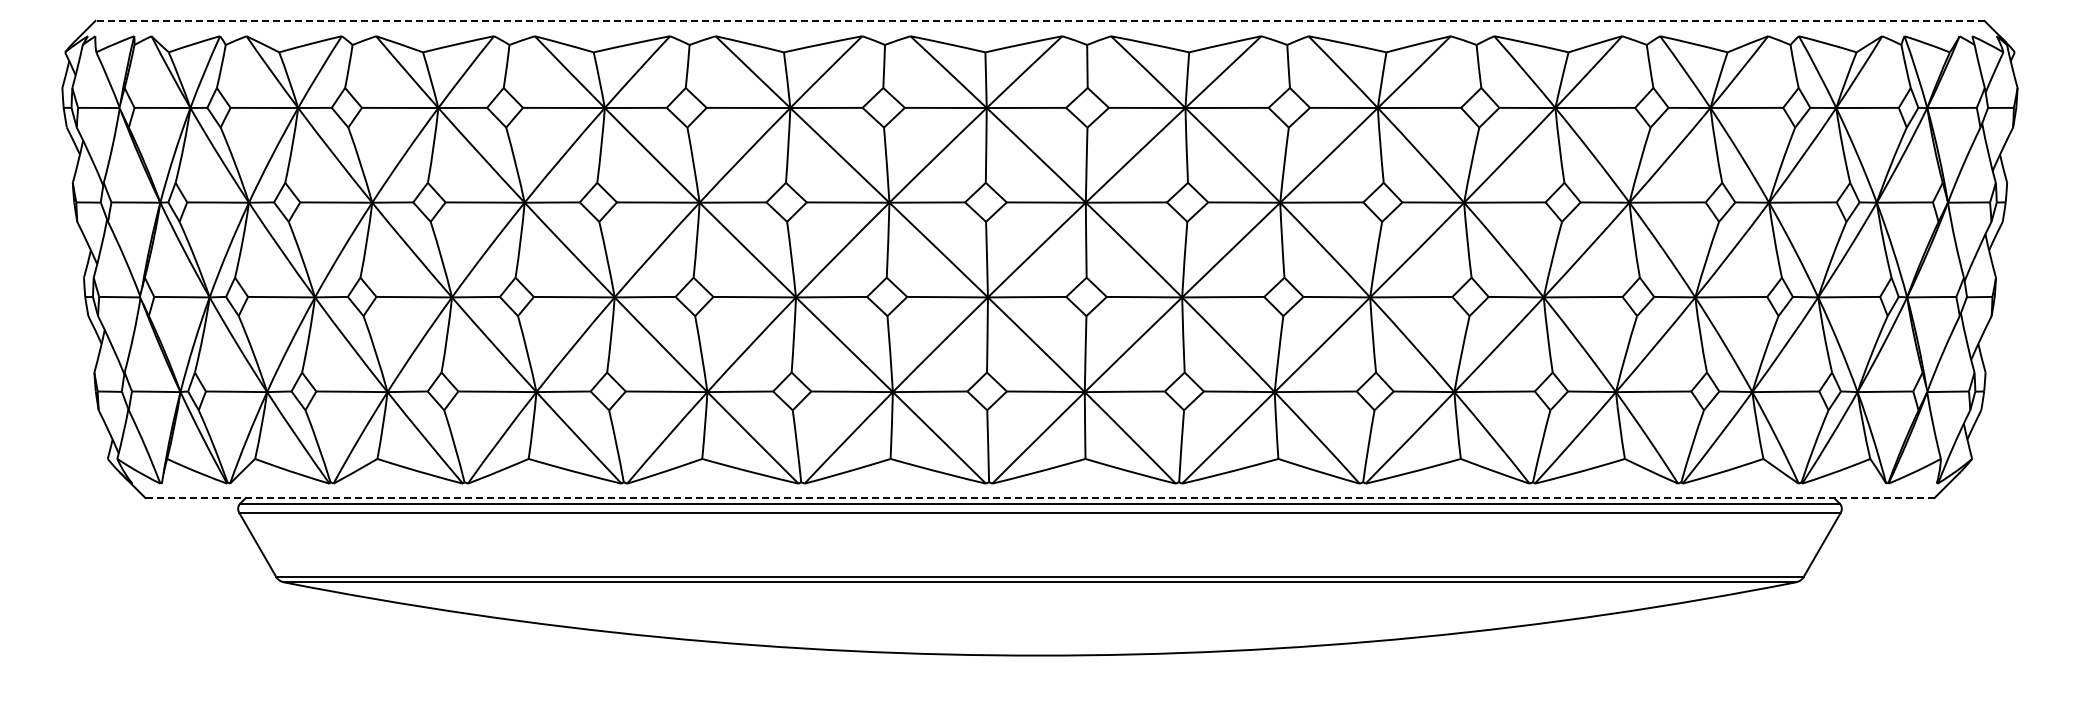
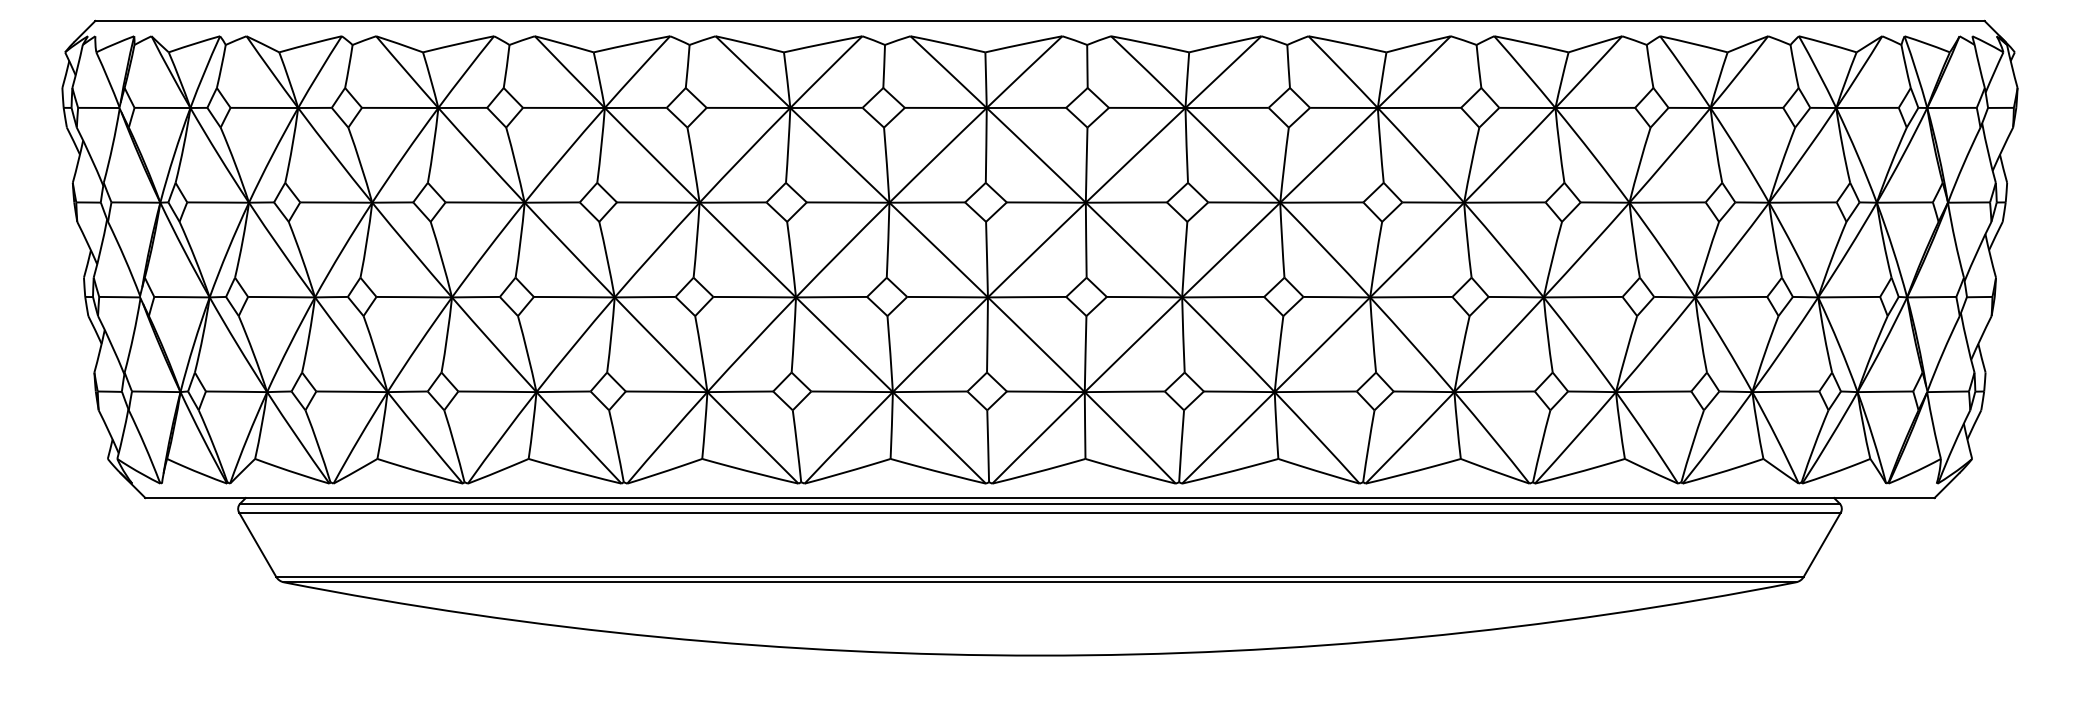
line: dashed -> solid (1039, 20)
line: dashed -> solid (1039, 498)
